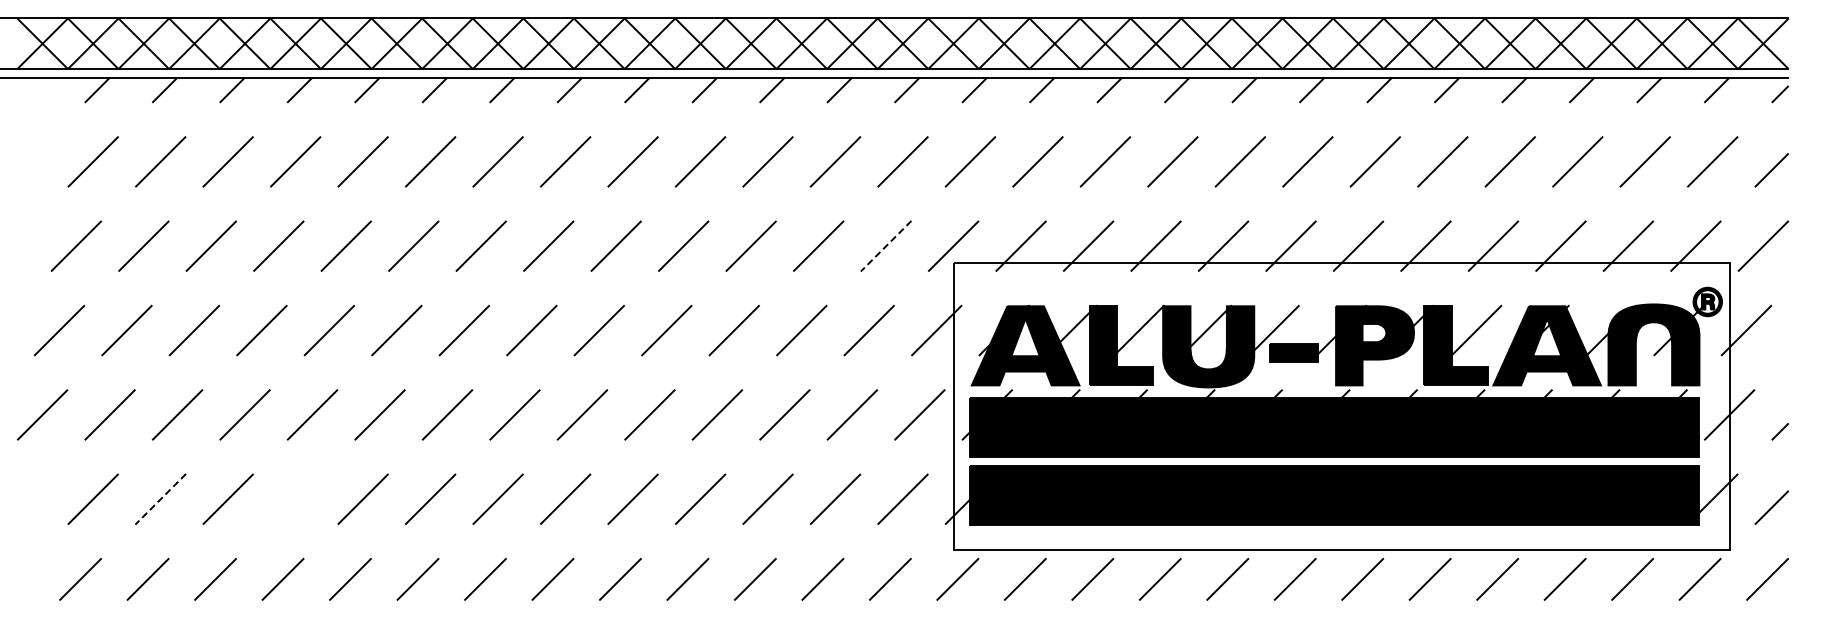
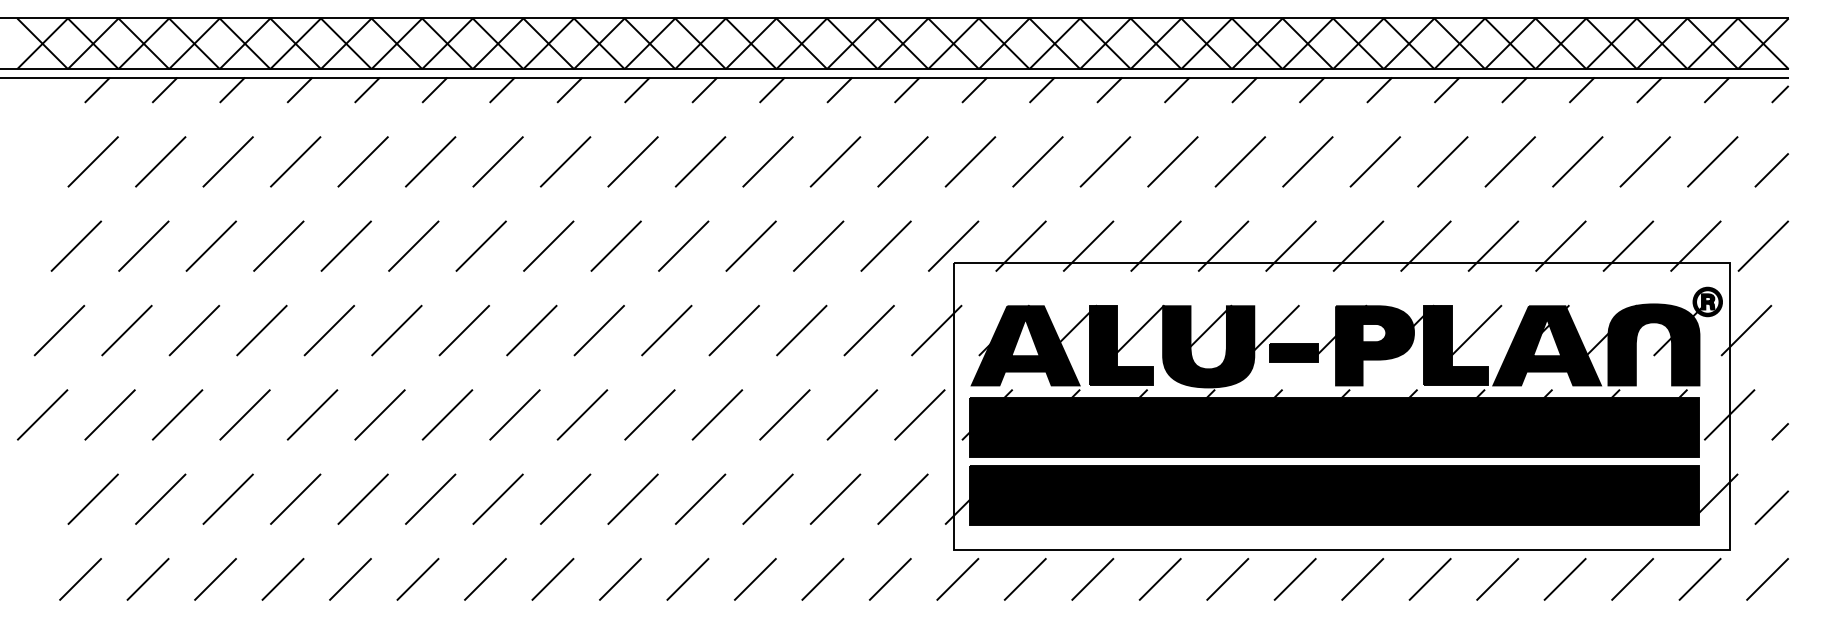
line: dashed -> solid (886, 246)
line: none -> present (295, 498)
line: dashed -> solid (160, 499)
